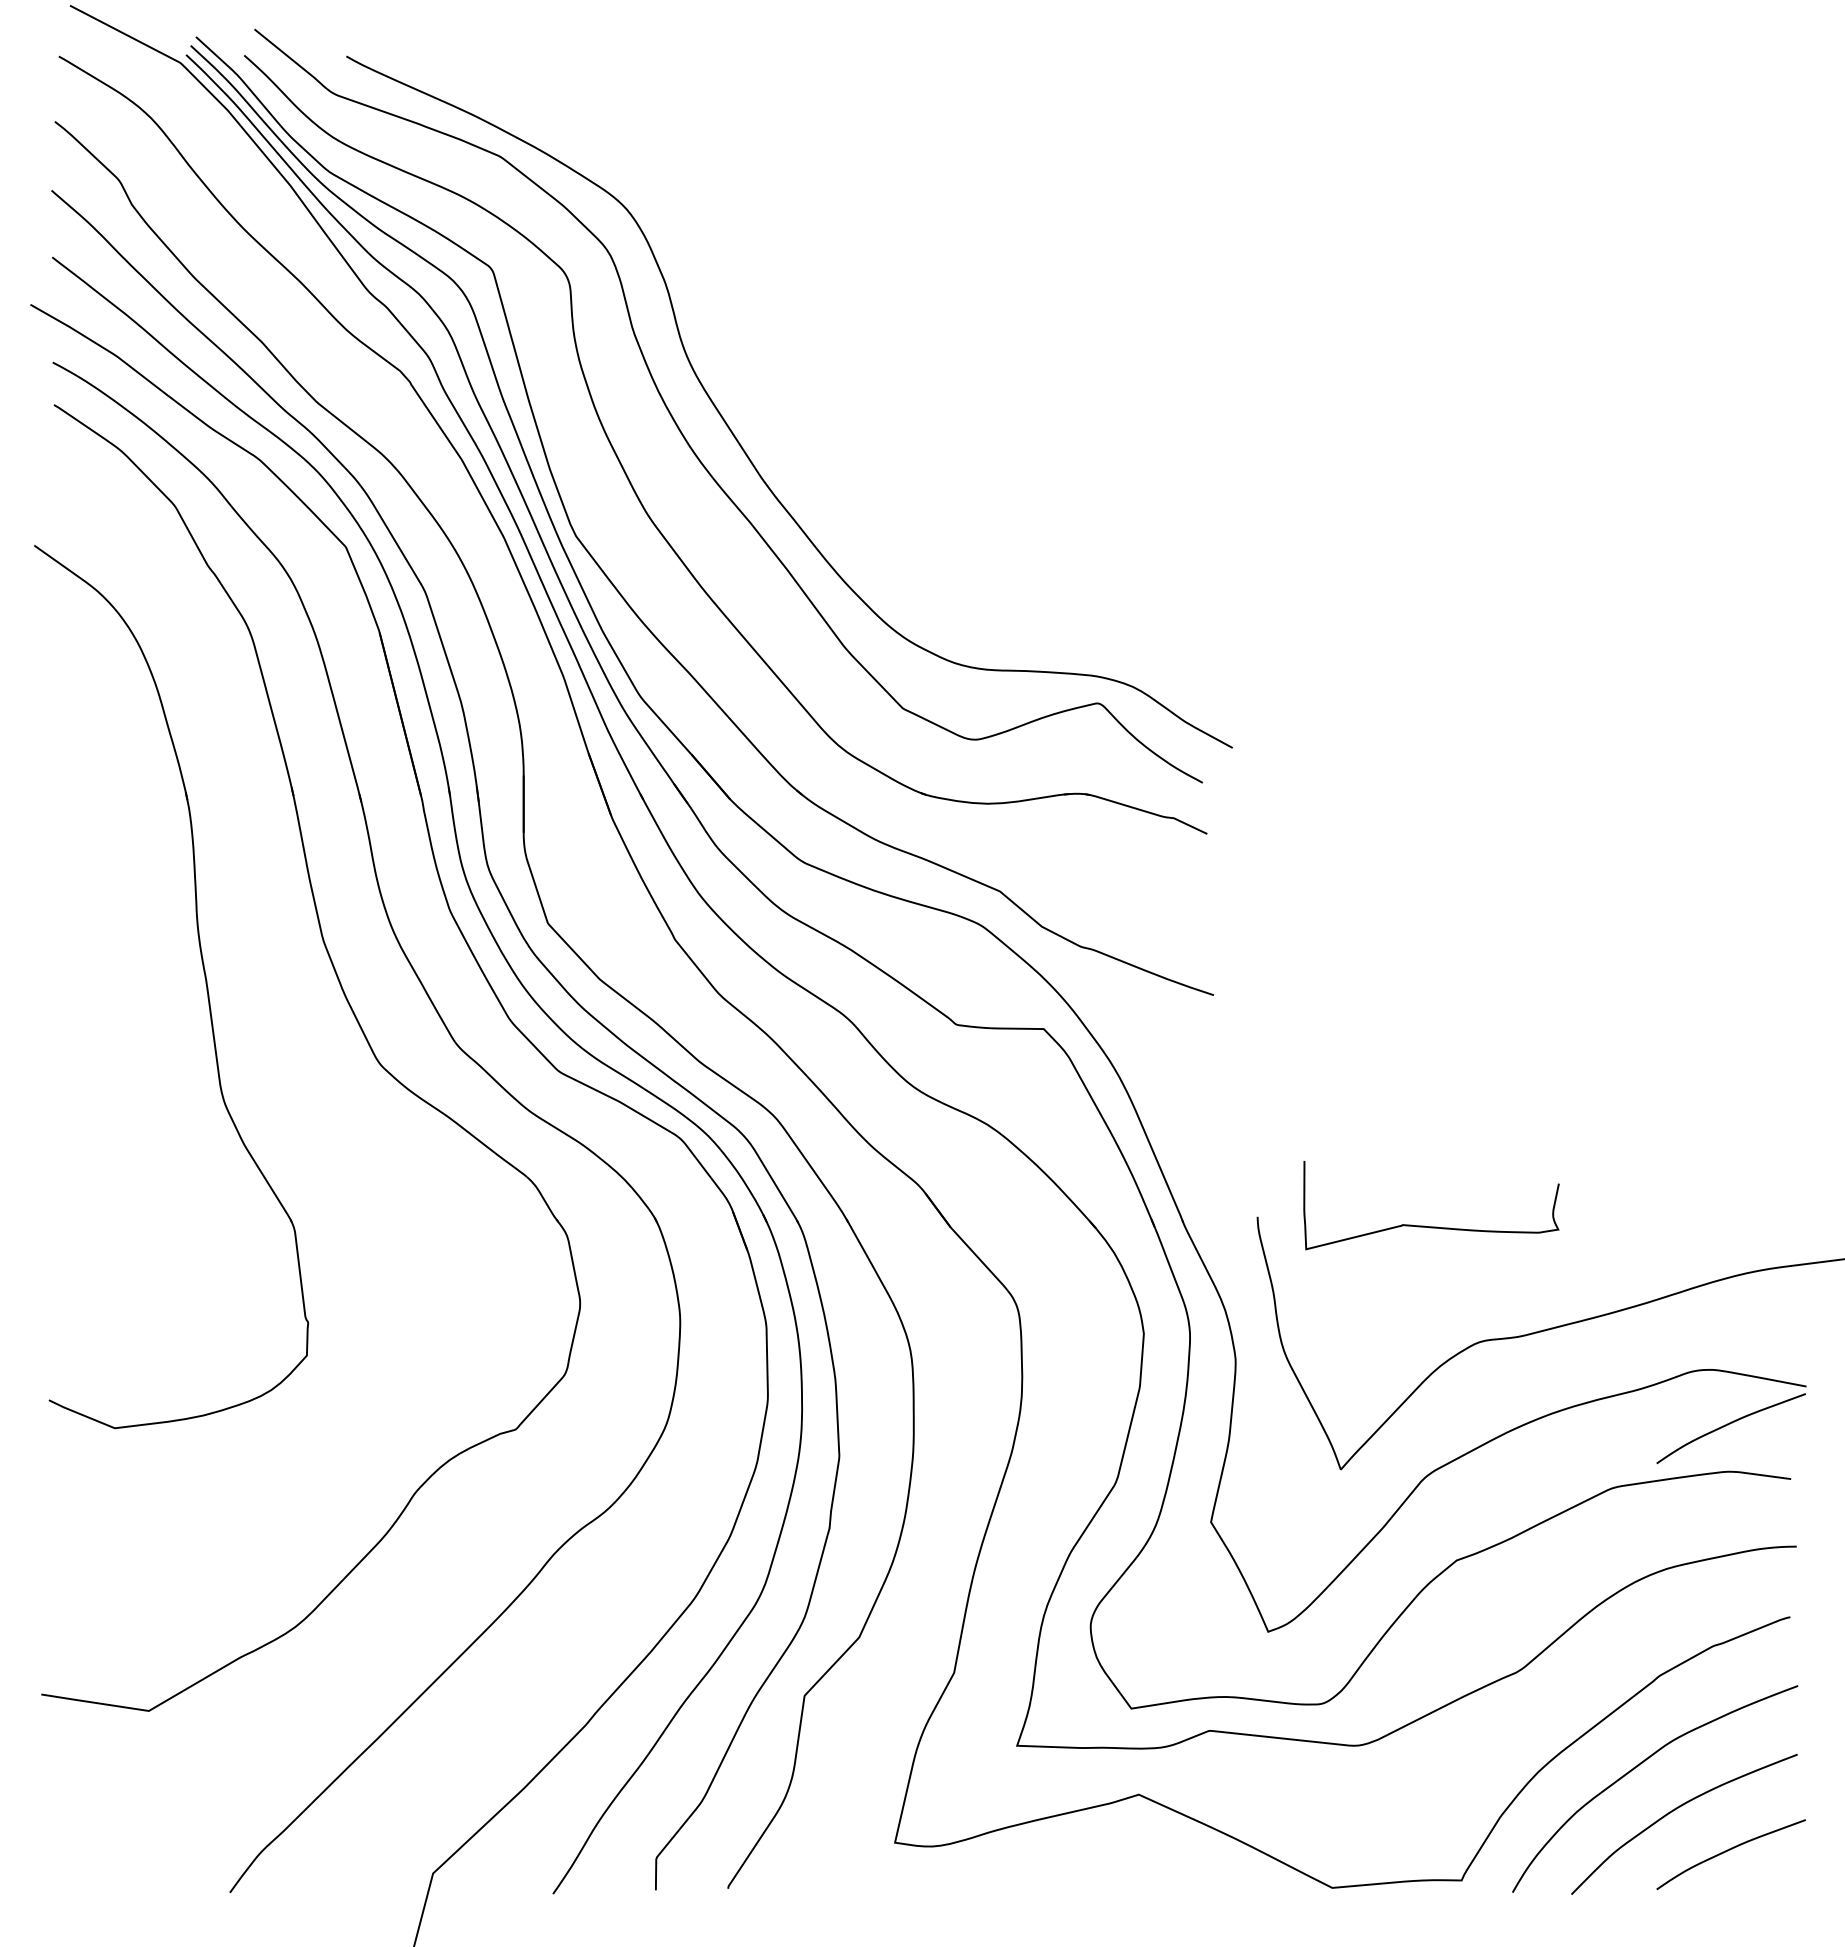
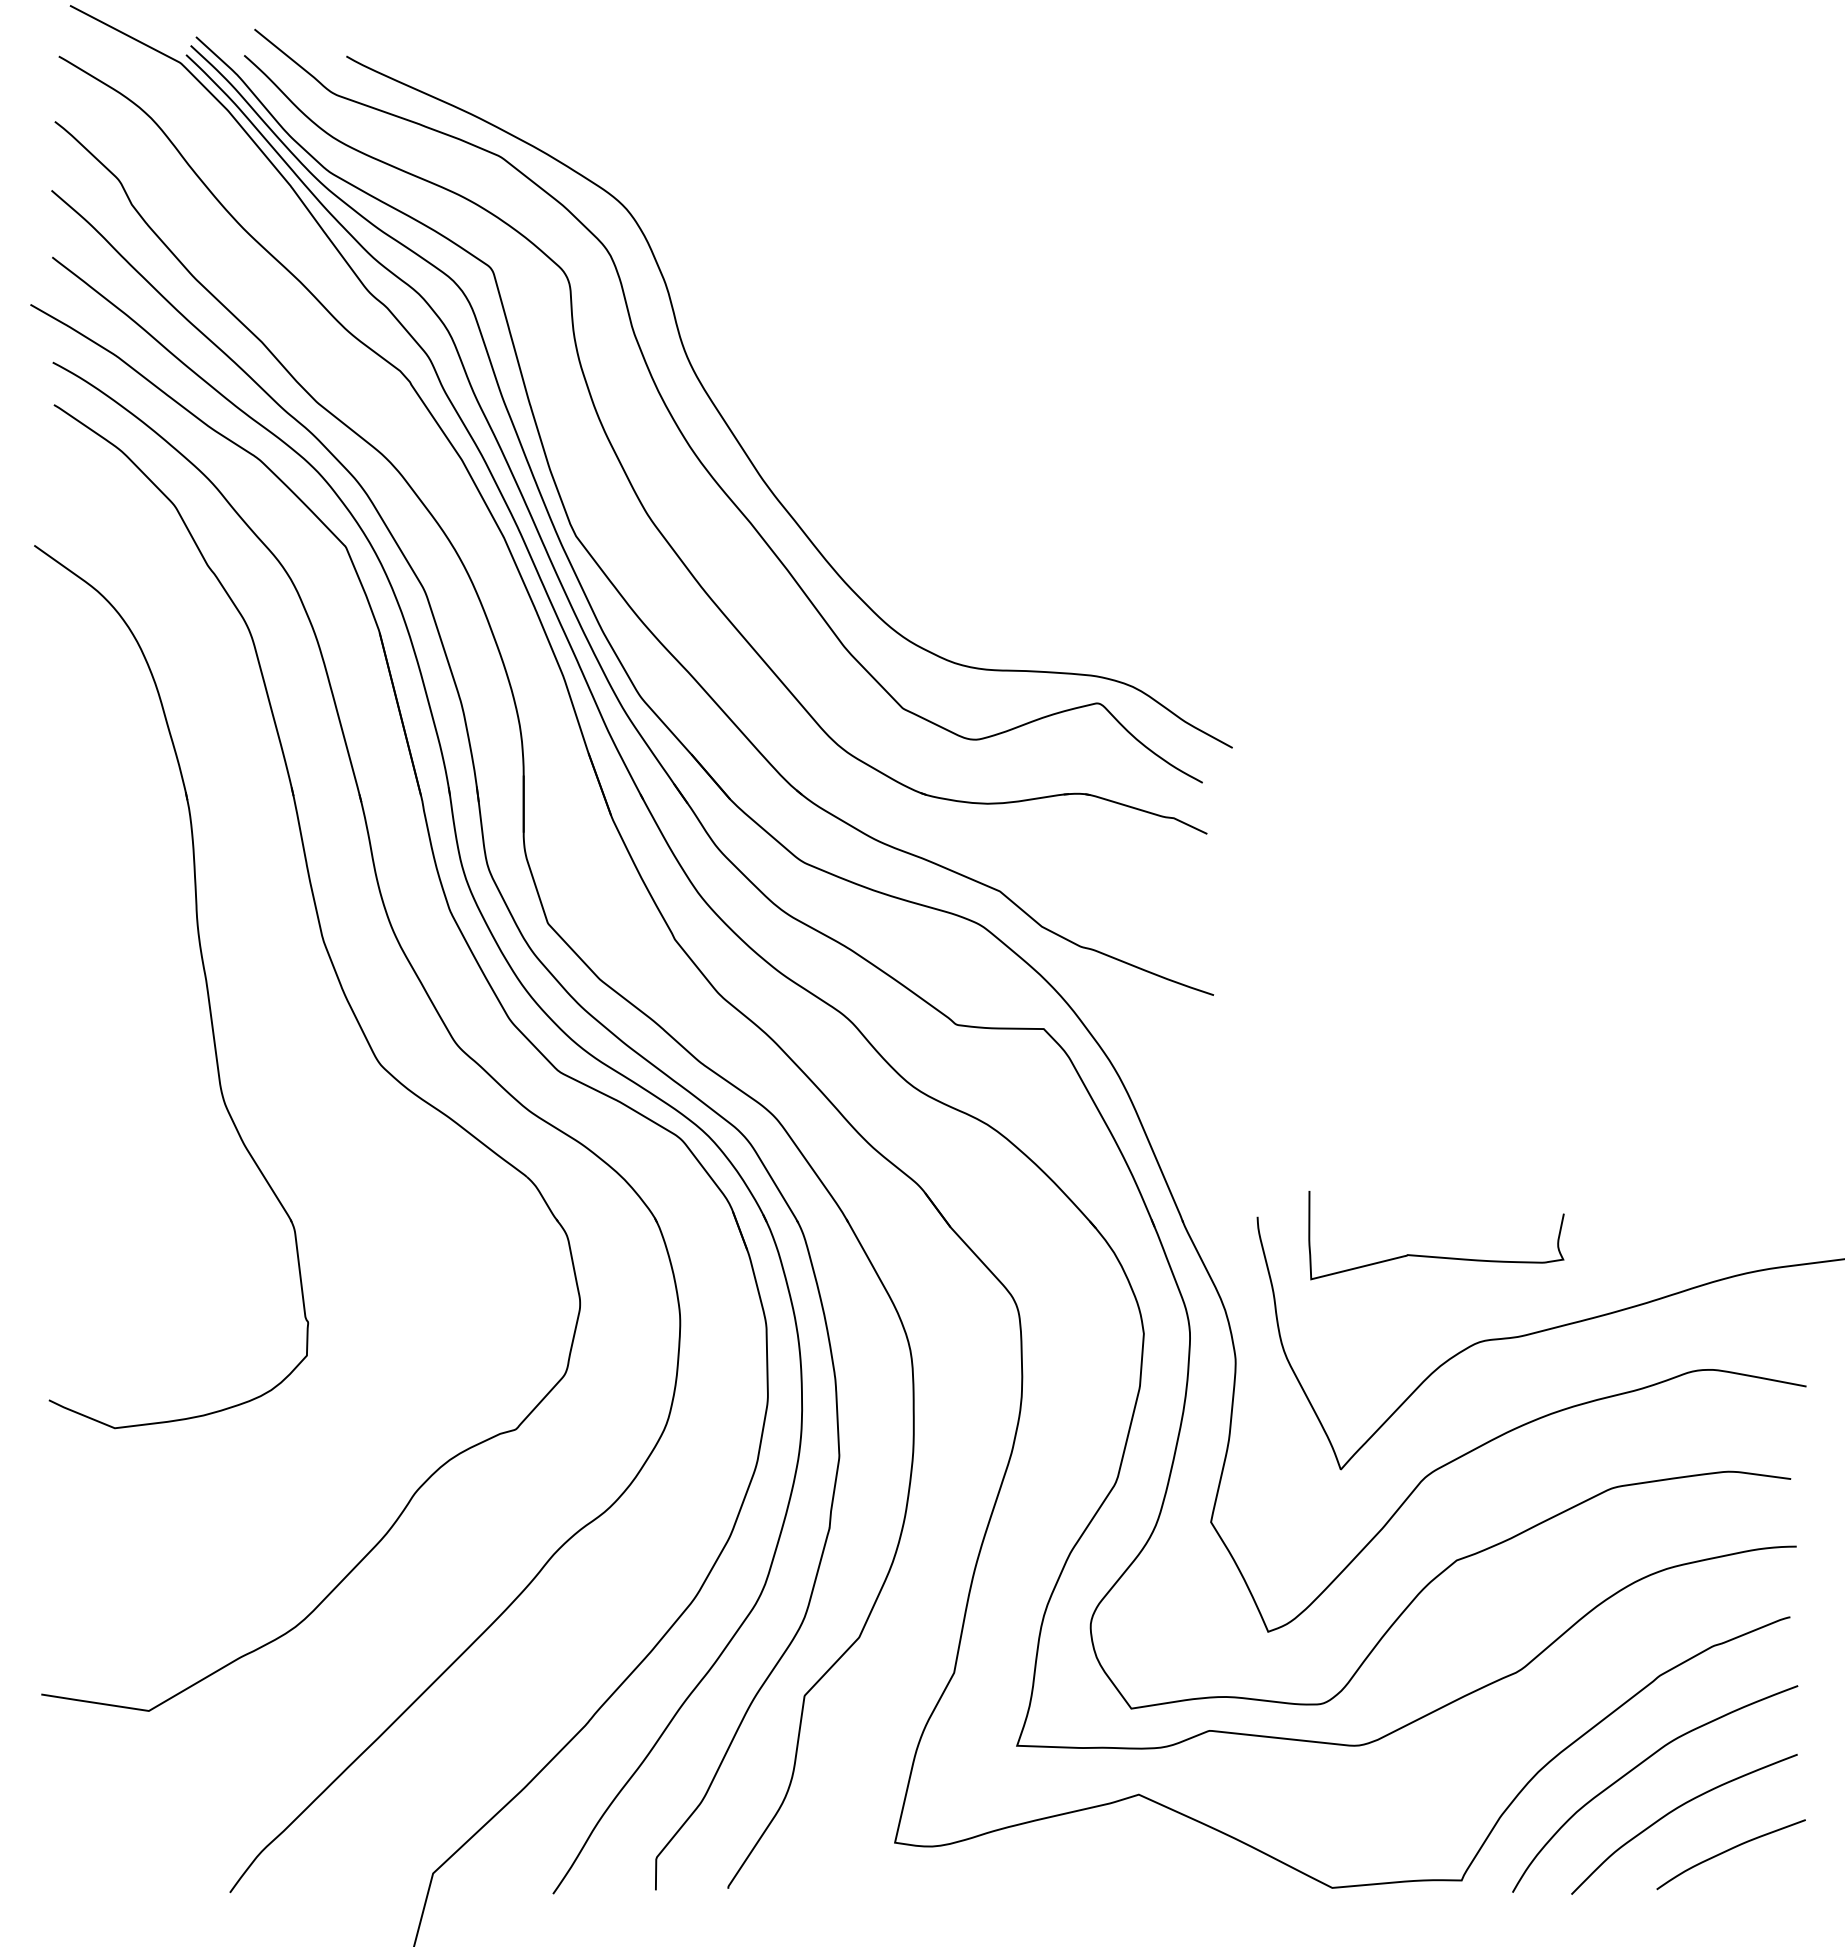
curve position: (1431, 1226) -> (1436, 1256) (1436, 1256)
curve: present -> none (1728, 1425)
